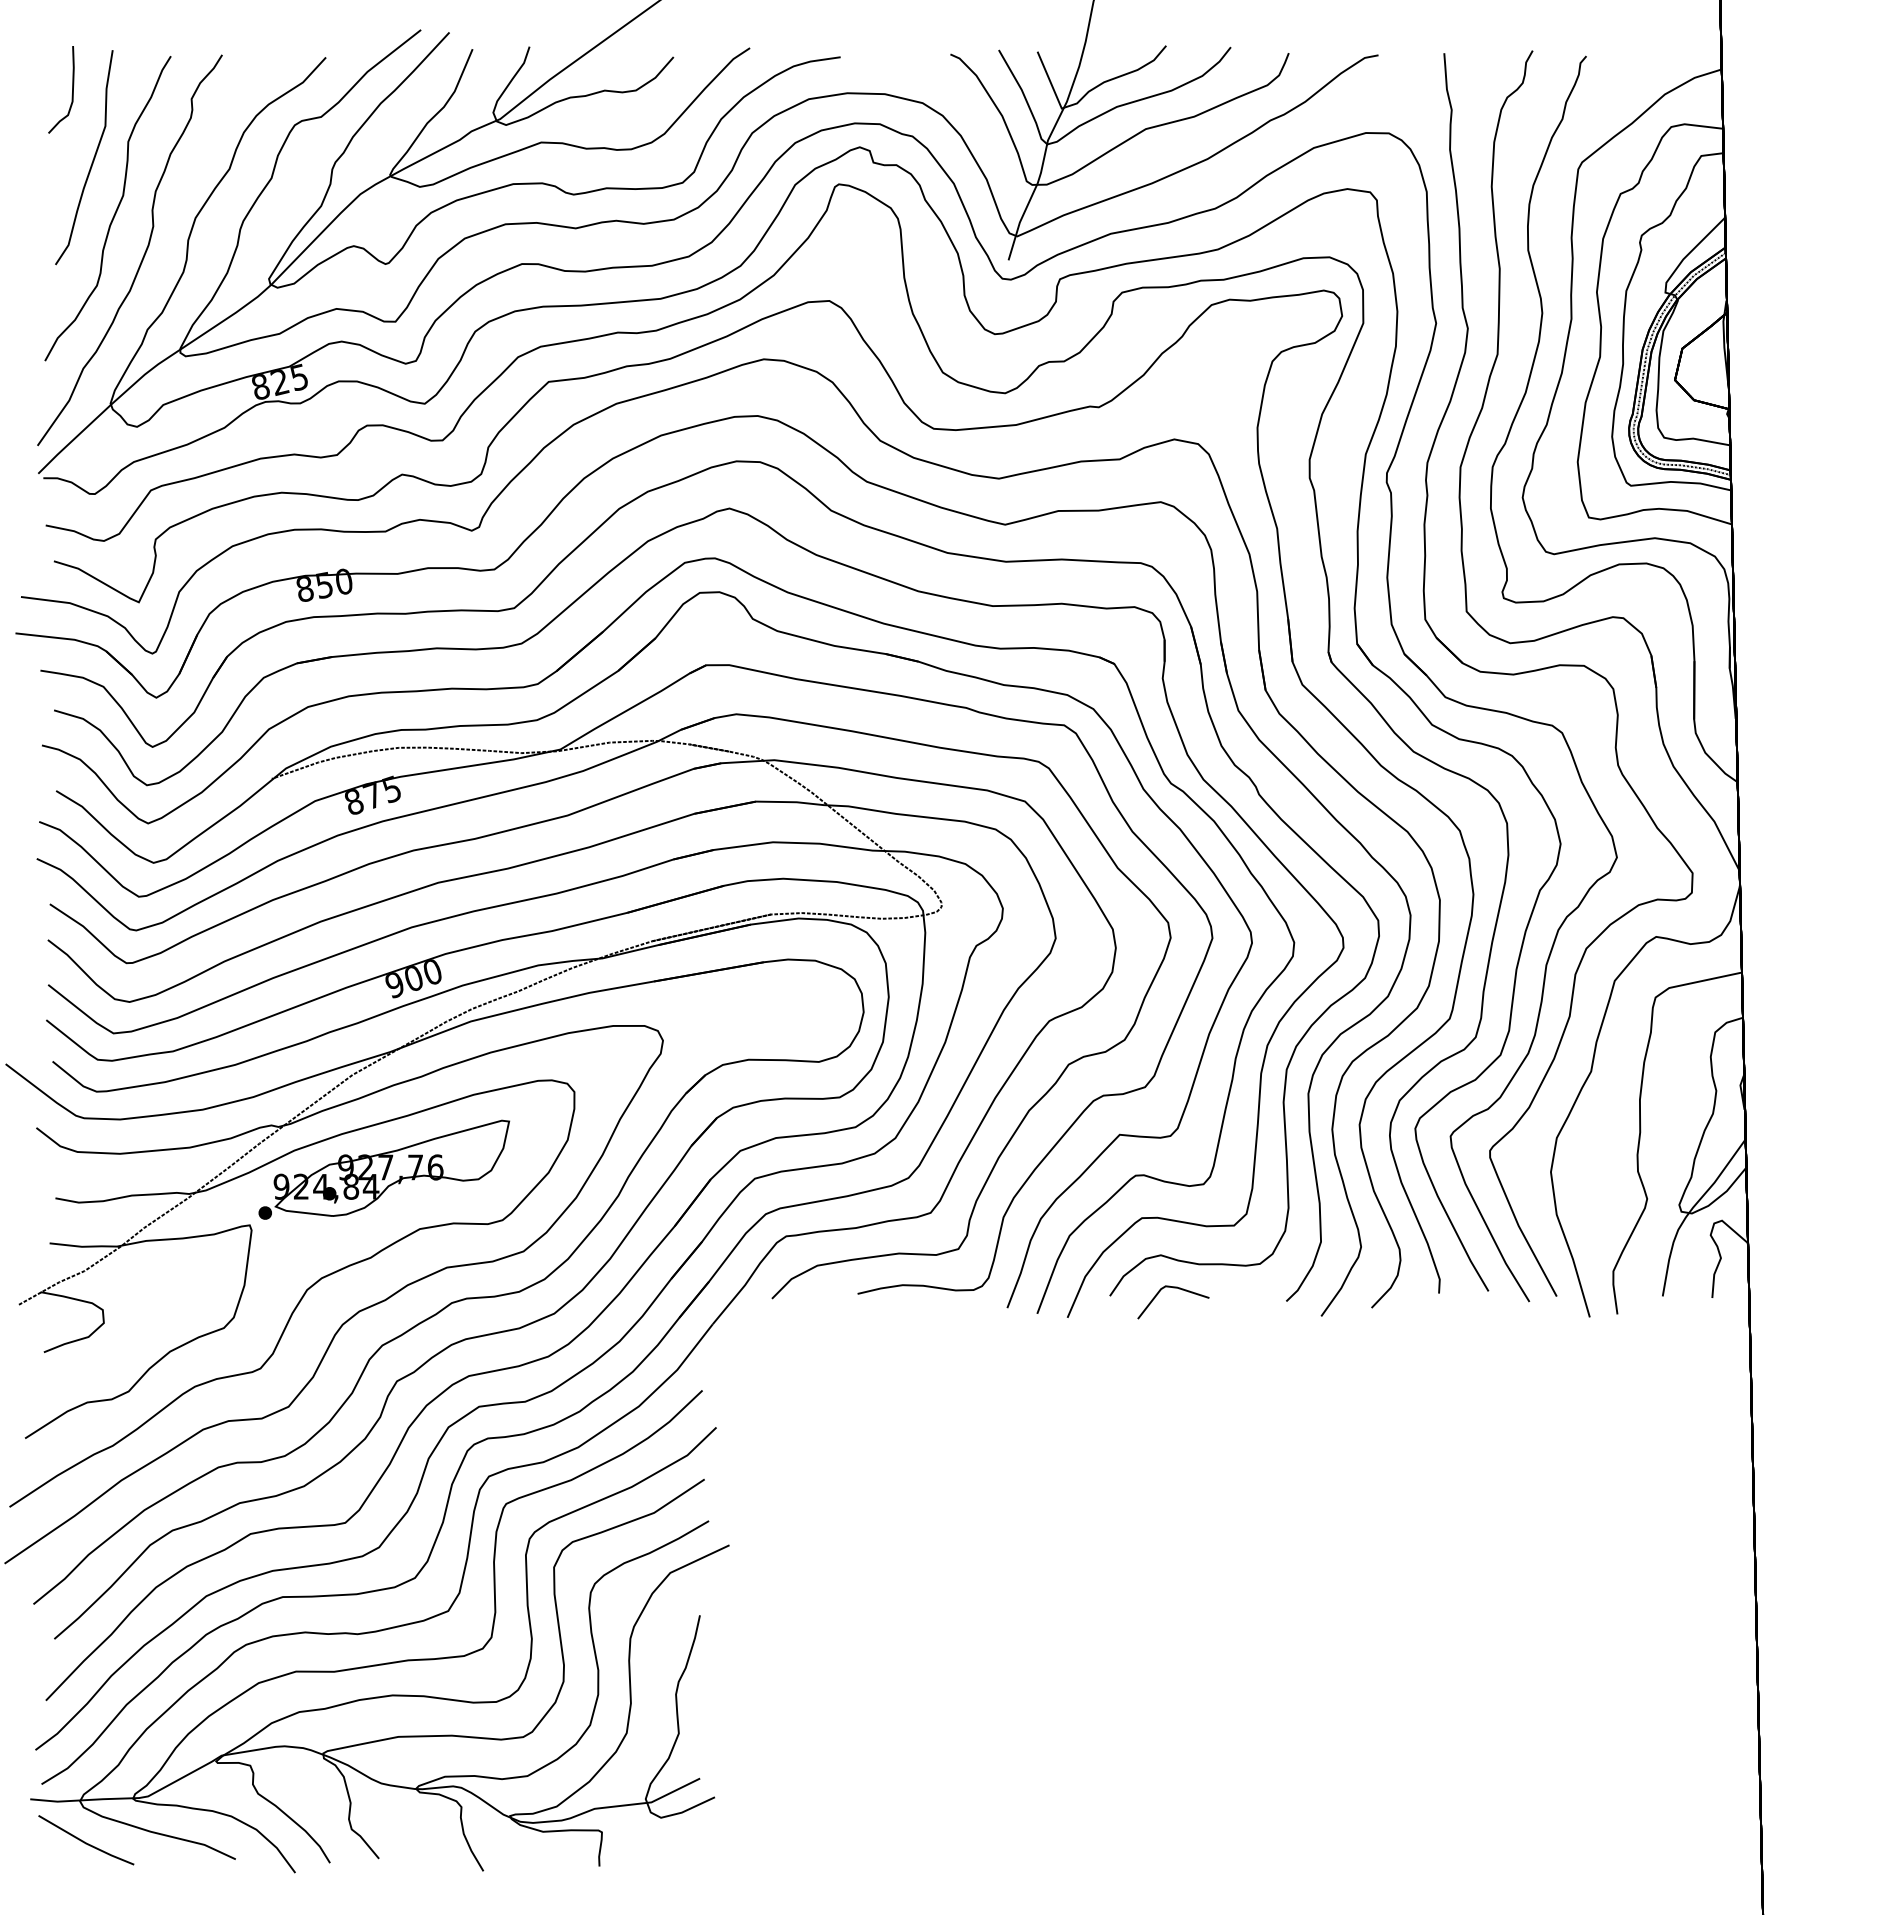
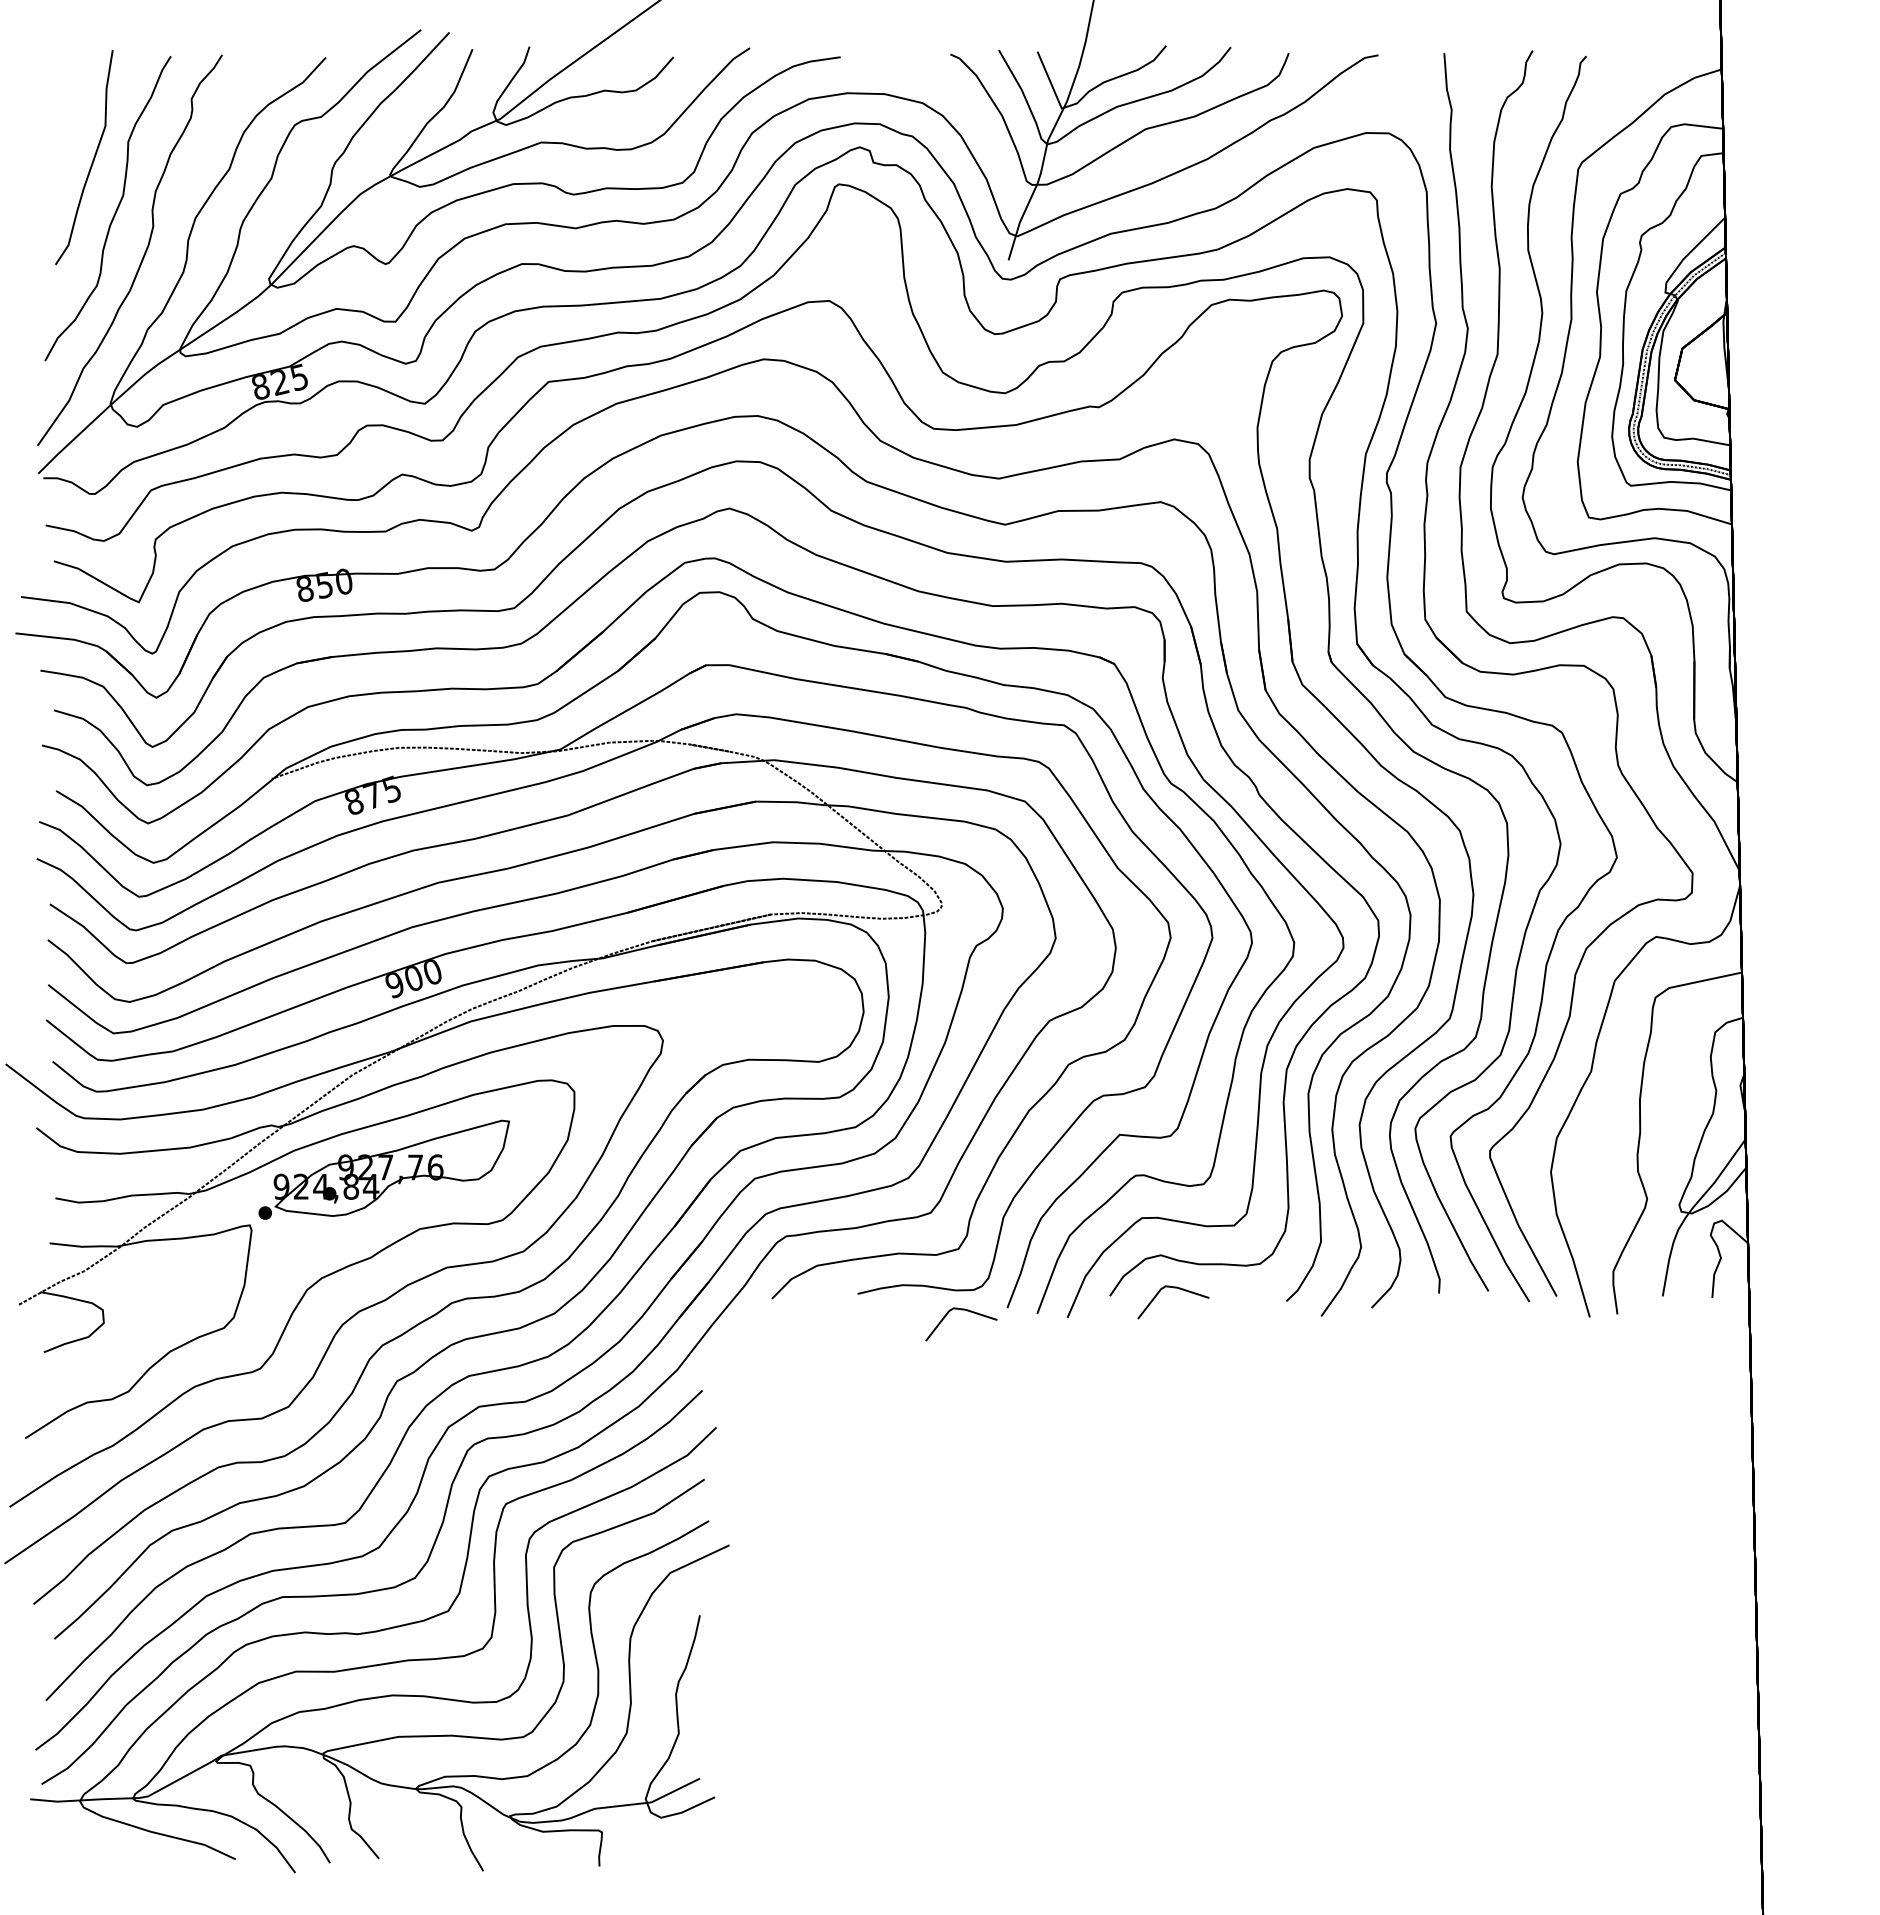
curve: present -> none (72, 89)
line: none -> present (961, 1310)
line: present -> none (86, 1842)
